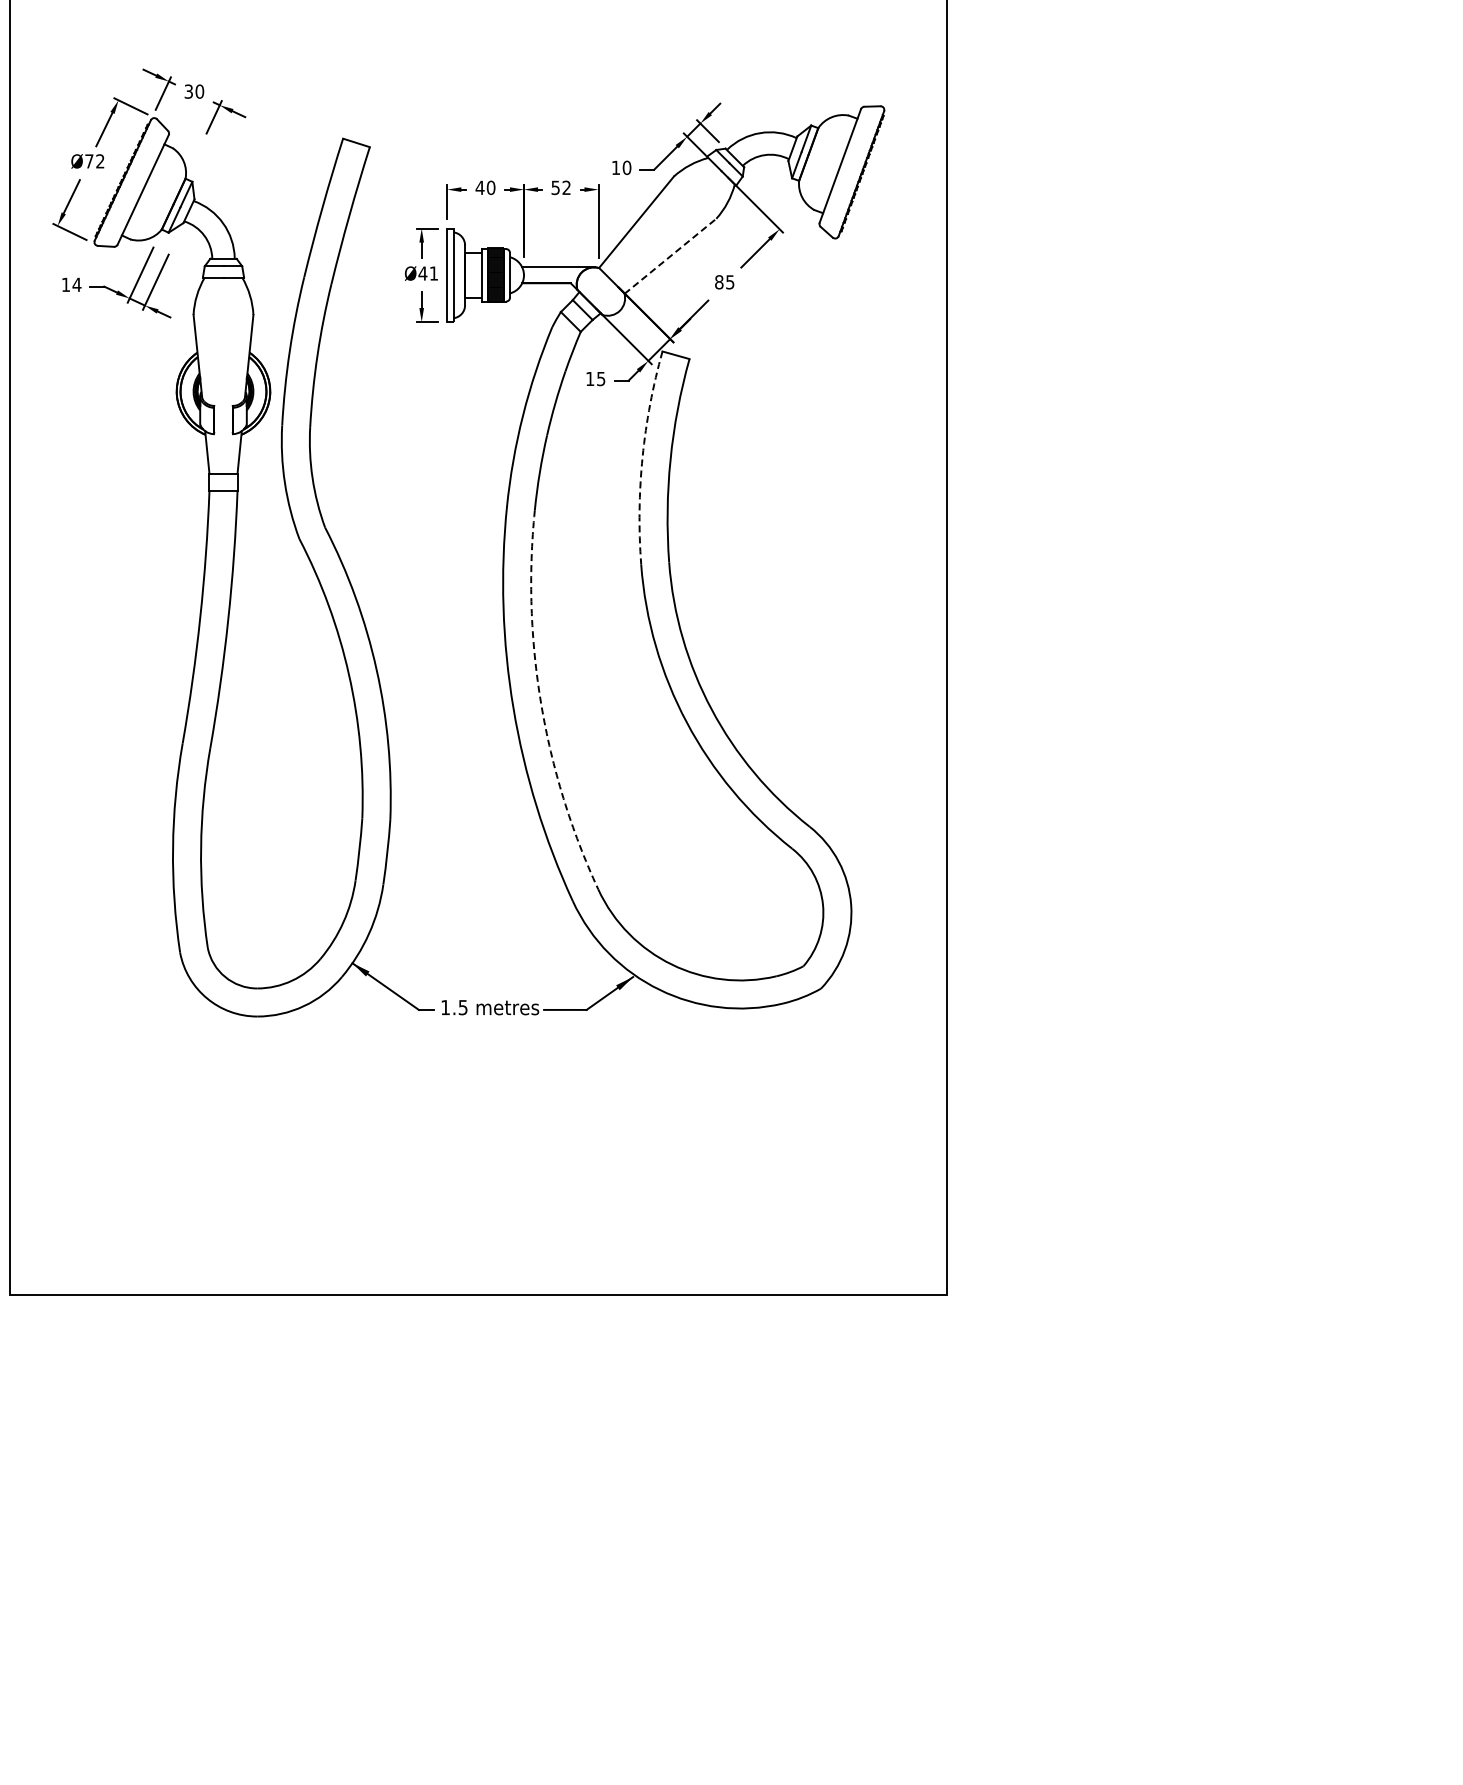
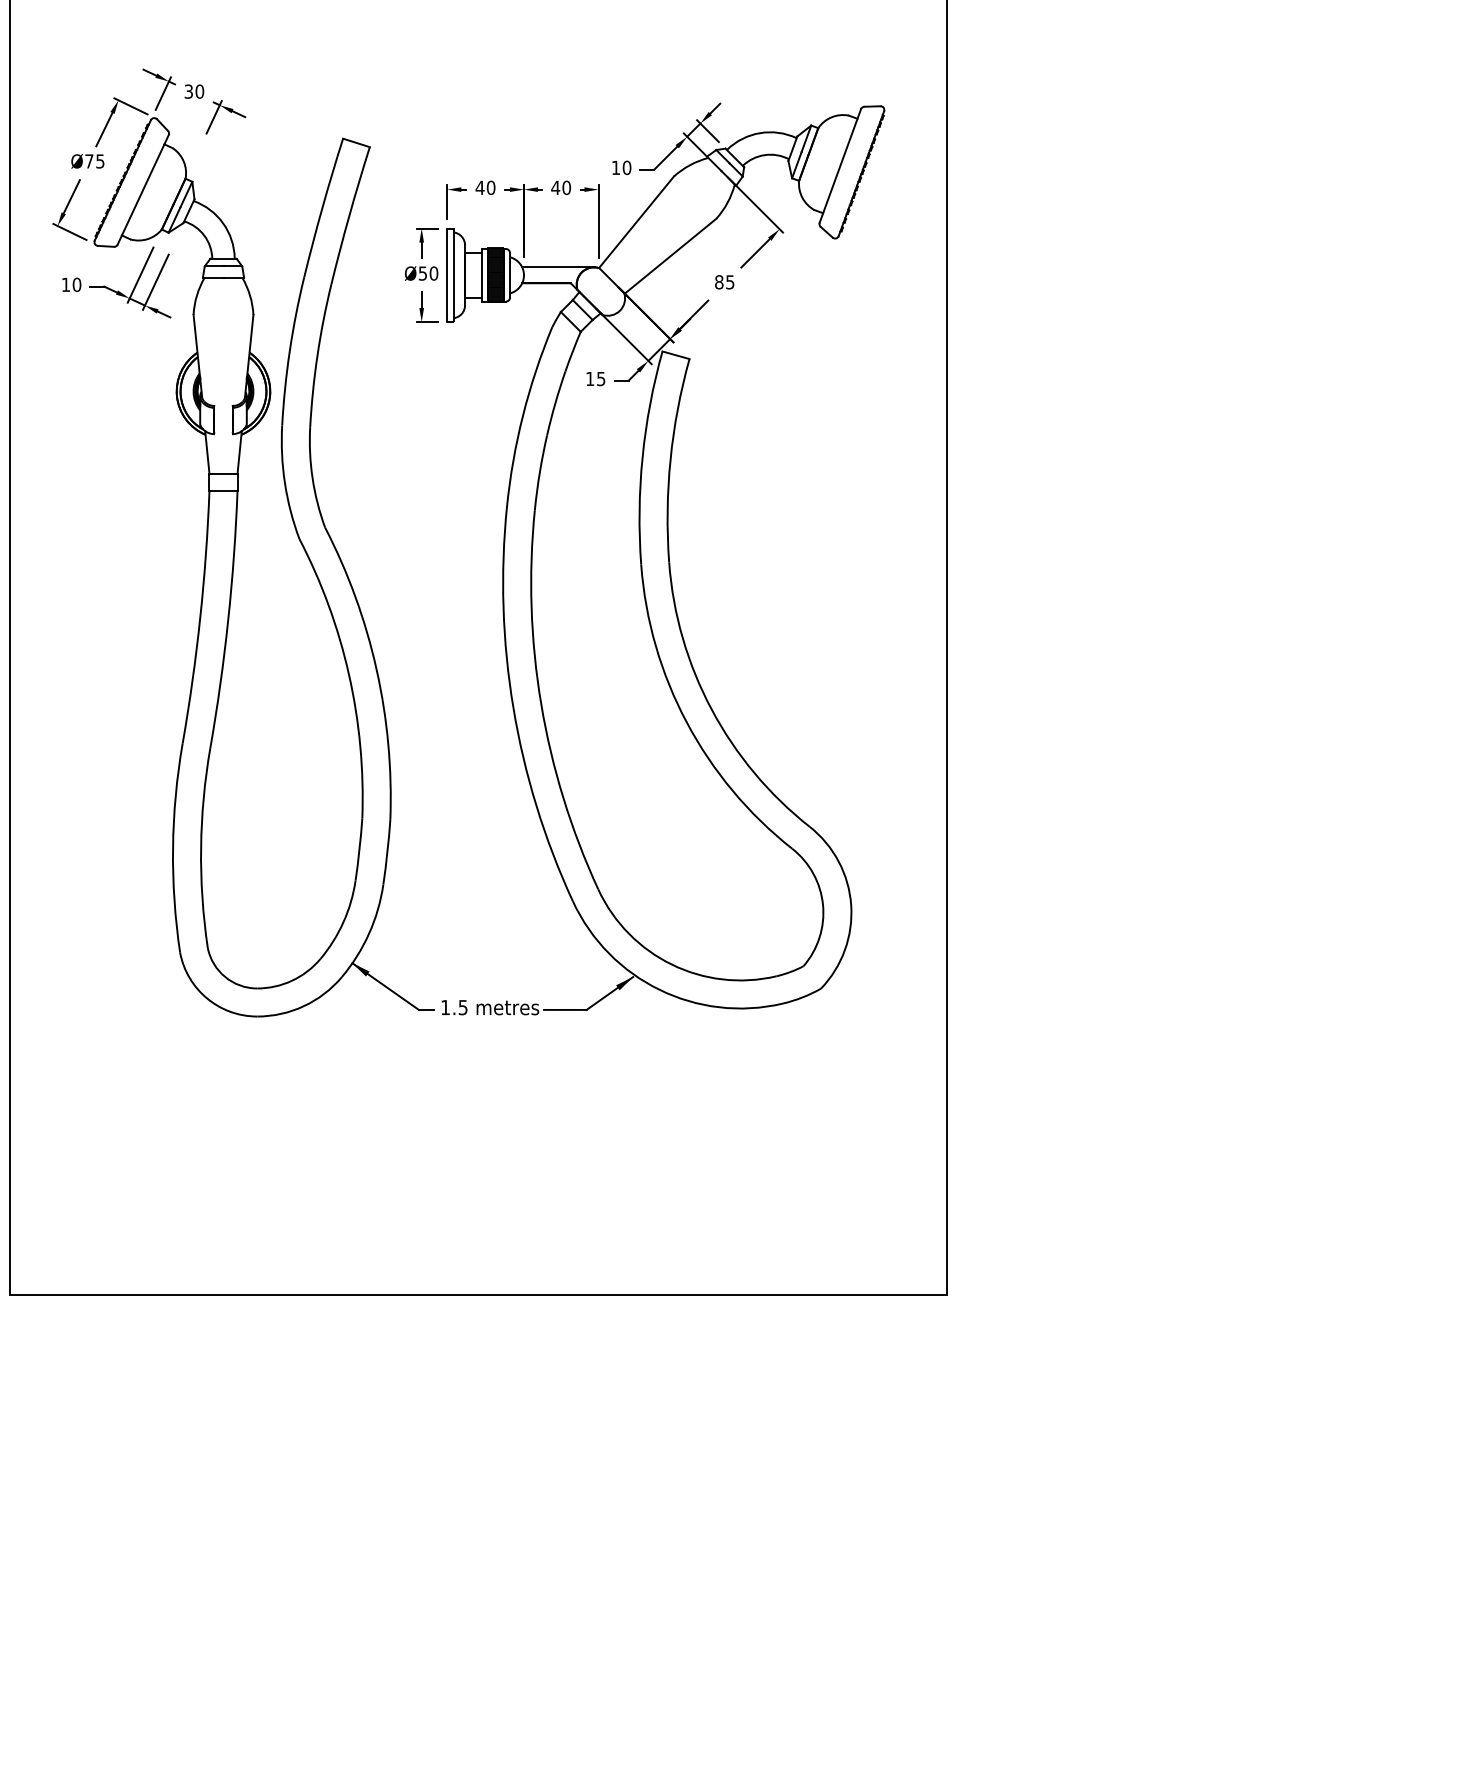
text: Ø72 -> Ø75 (100, 161)
text: 52 -> 40 (561, 187)
line: dashed -> solid (670, 256)
text: Ø41 -> Ø50 (428, 273)
text: 14 -> 10 (76, 284)
arc: dashed -> solid (642, 457)
arc: dashed -> solid (541, 704)
